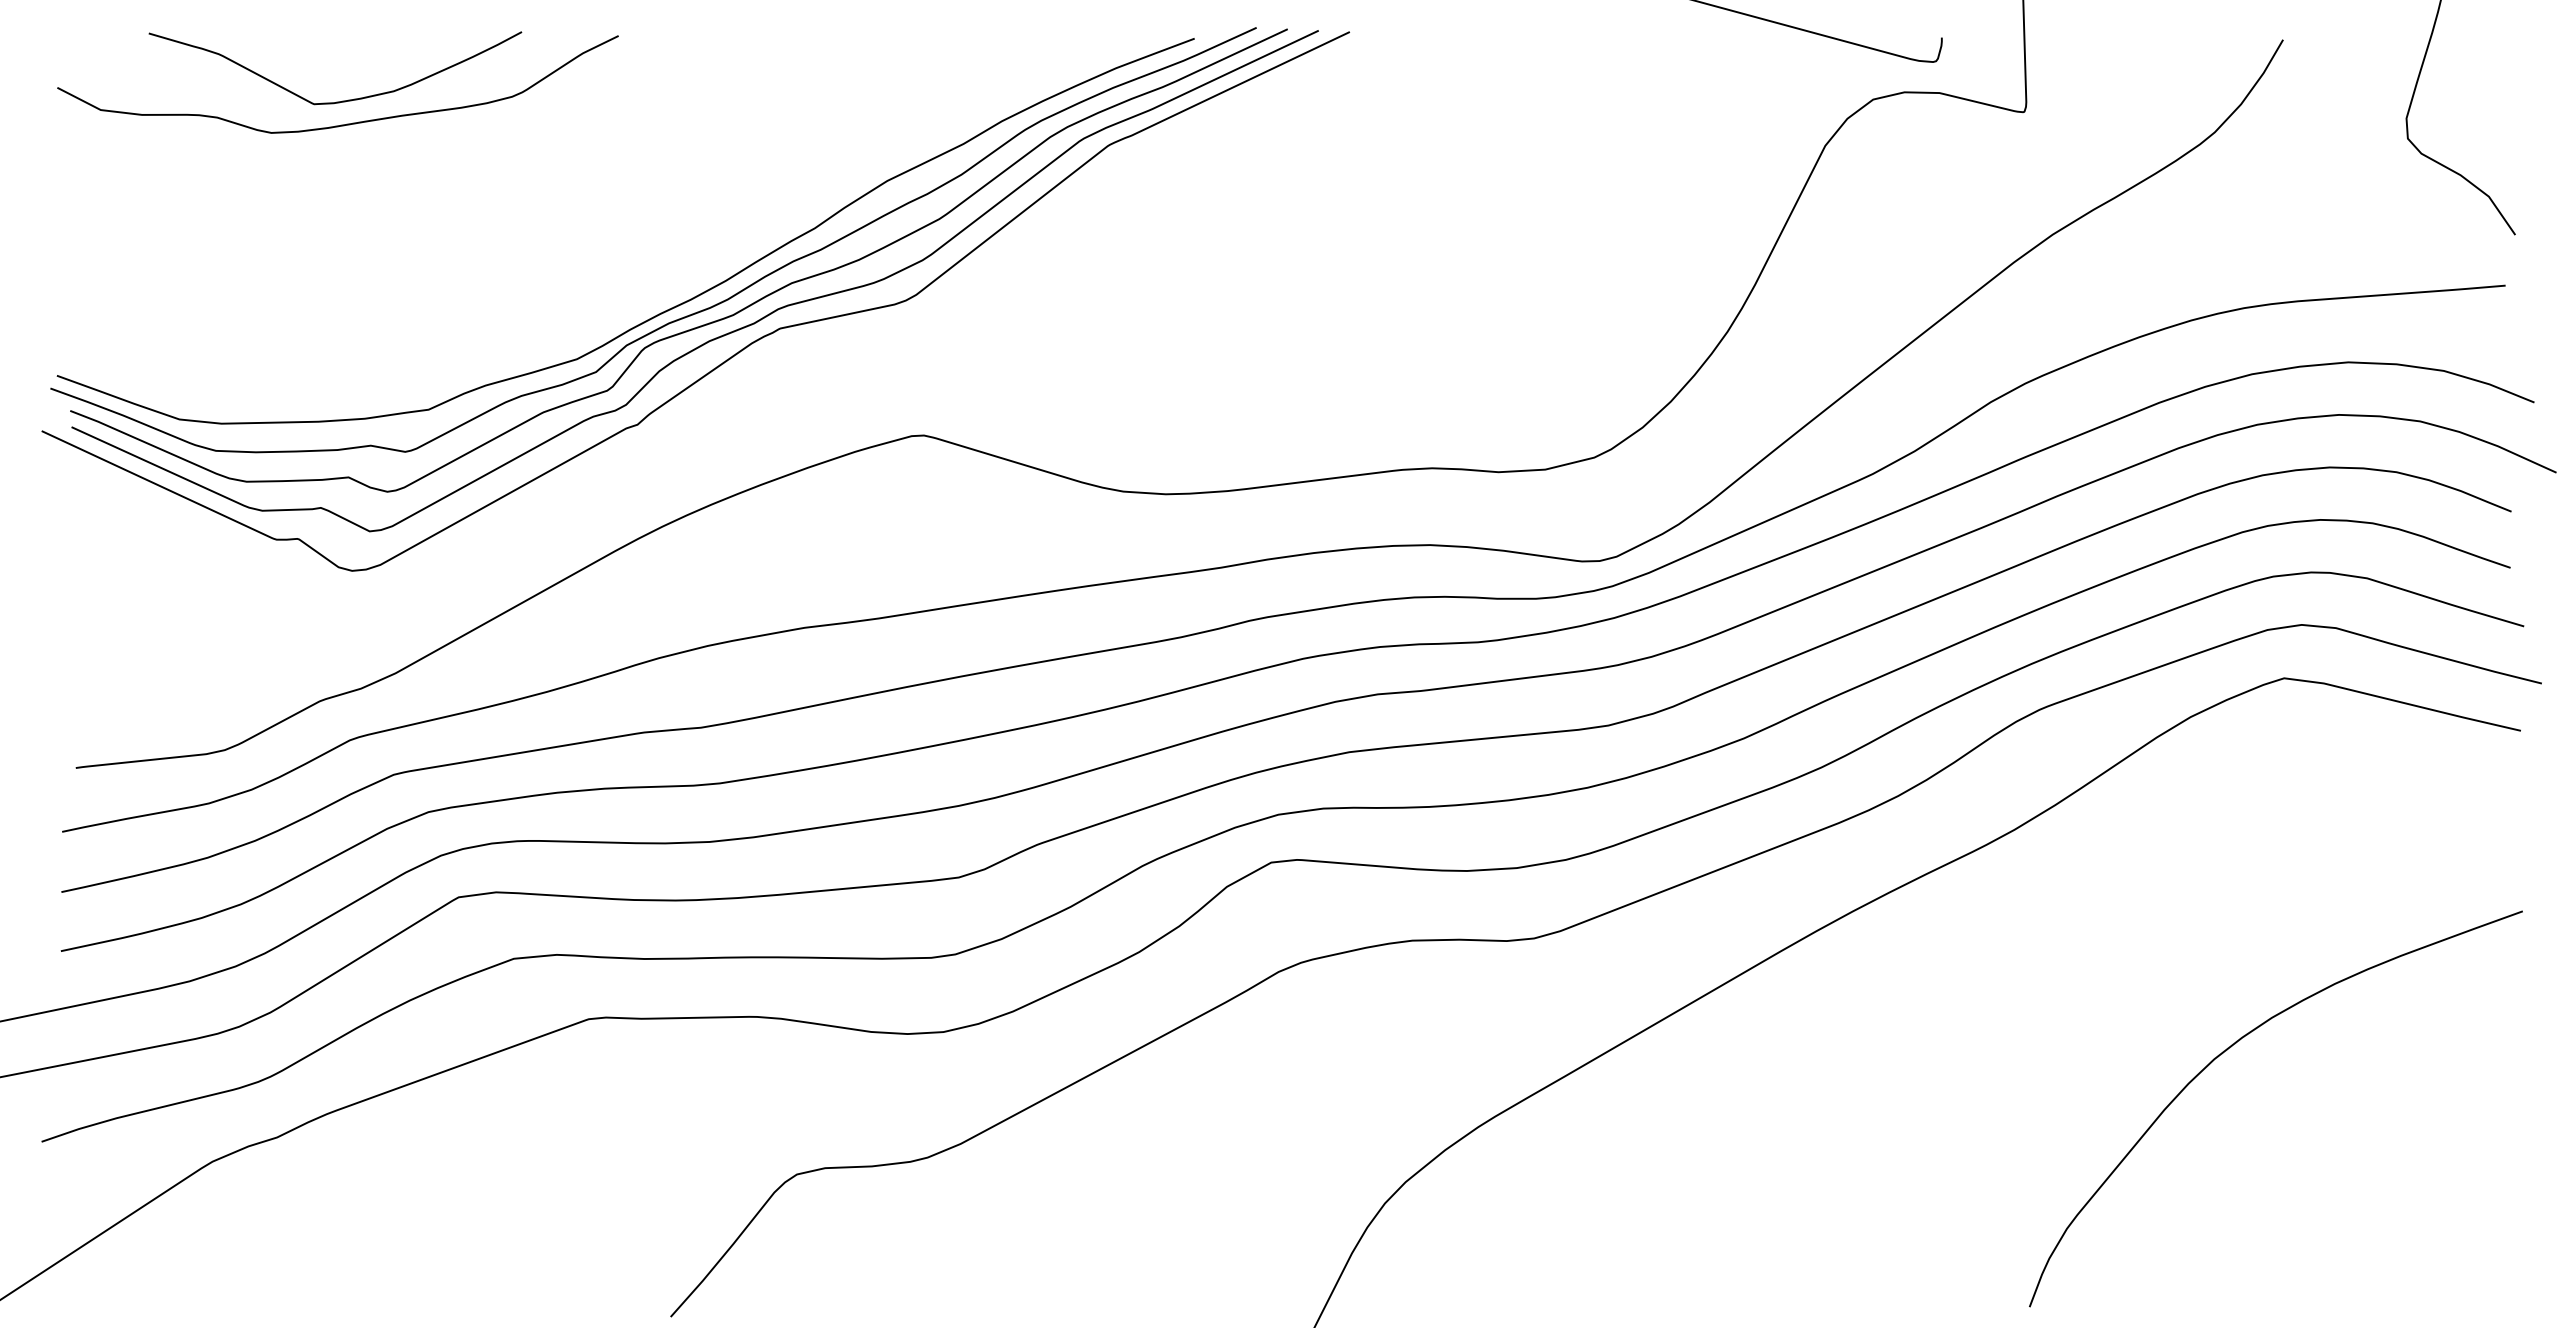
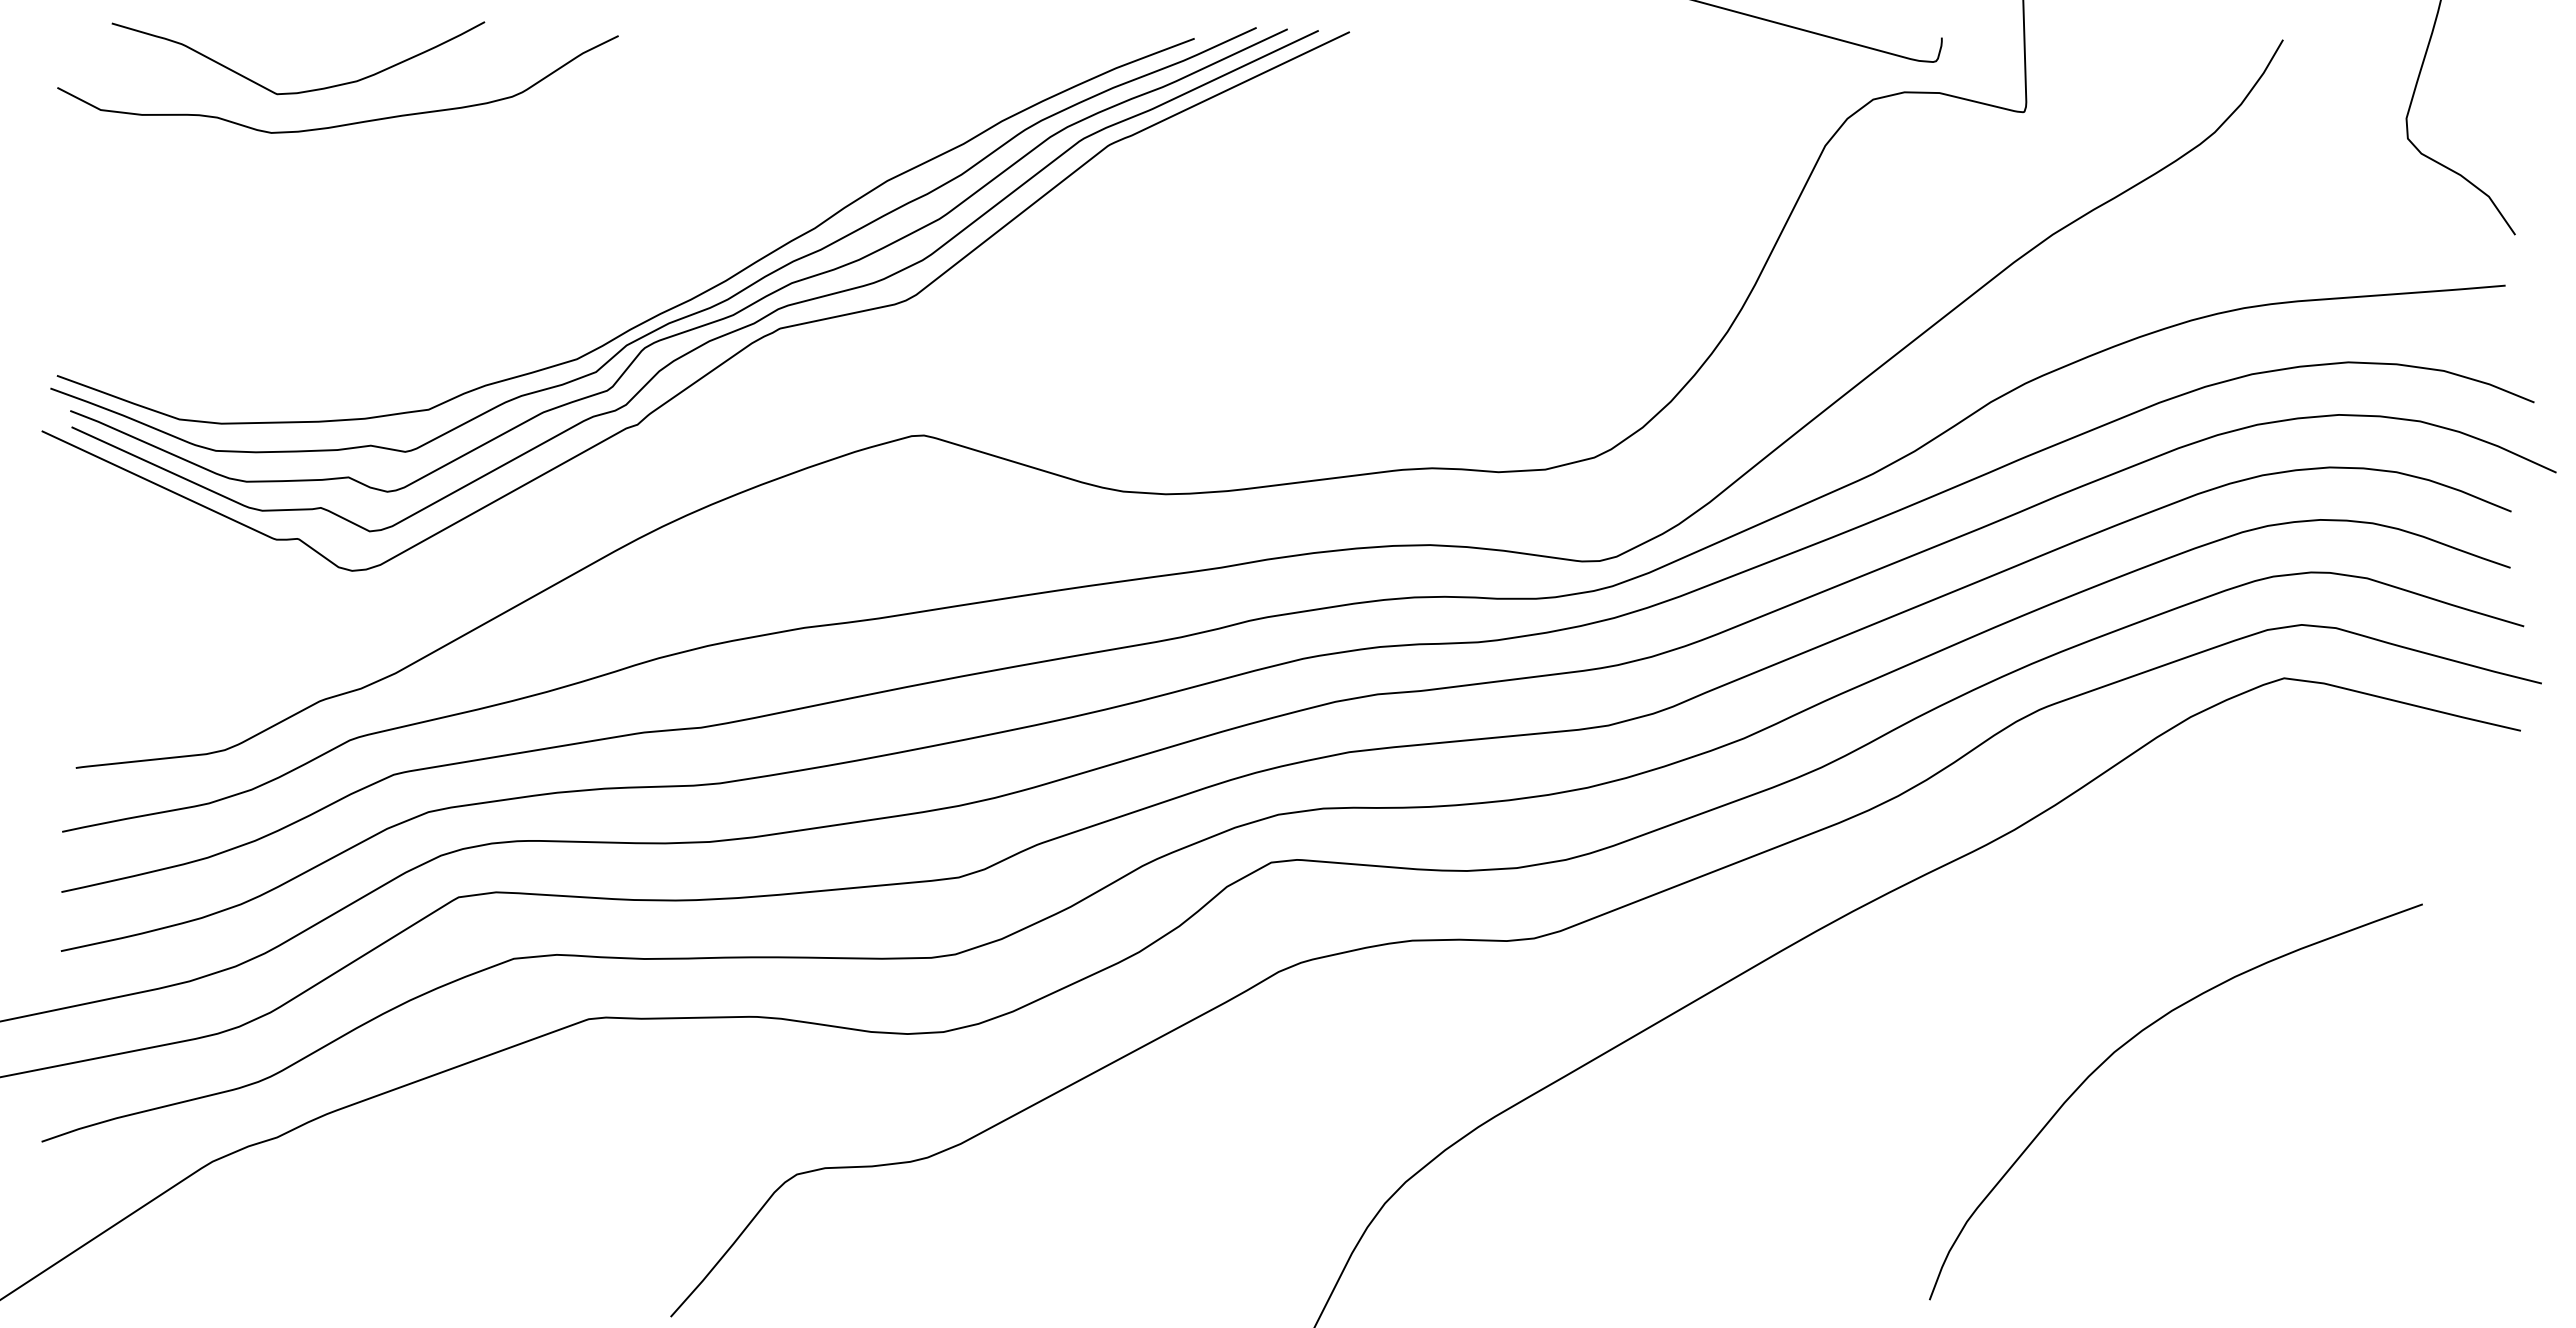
curve position: (342, 100) -> (305, 90) (305, 90)
curve position: (2226, 1051) -> (2126, 1044) (2126, 1044)
